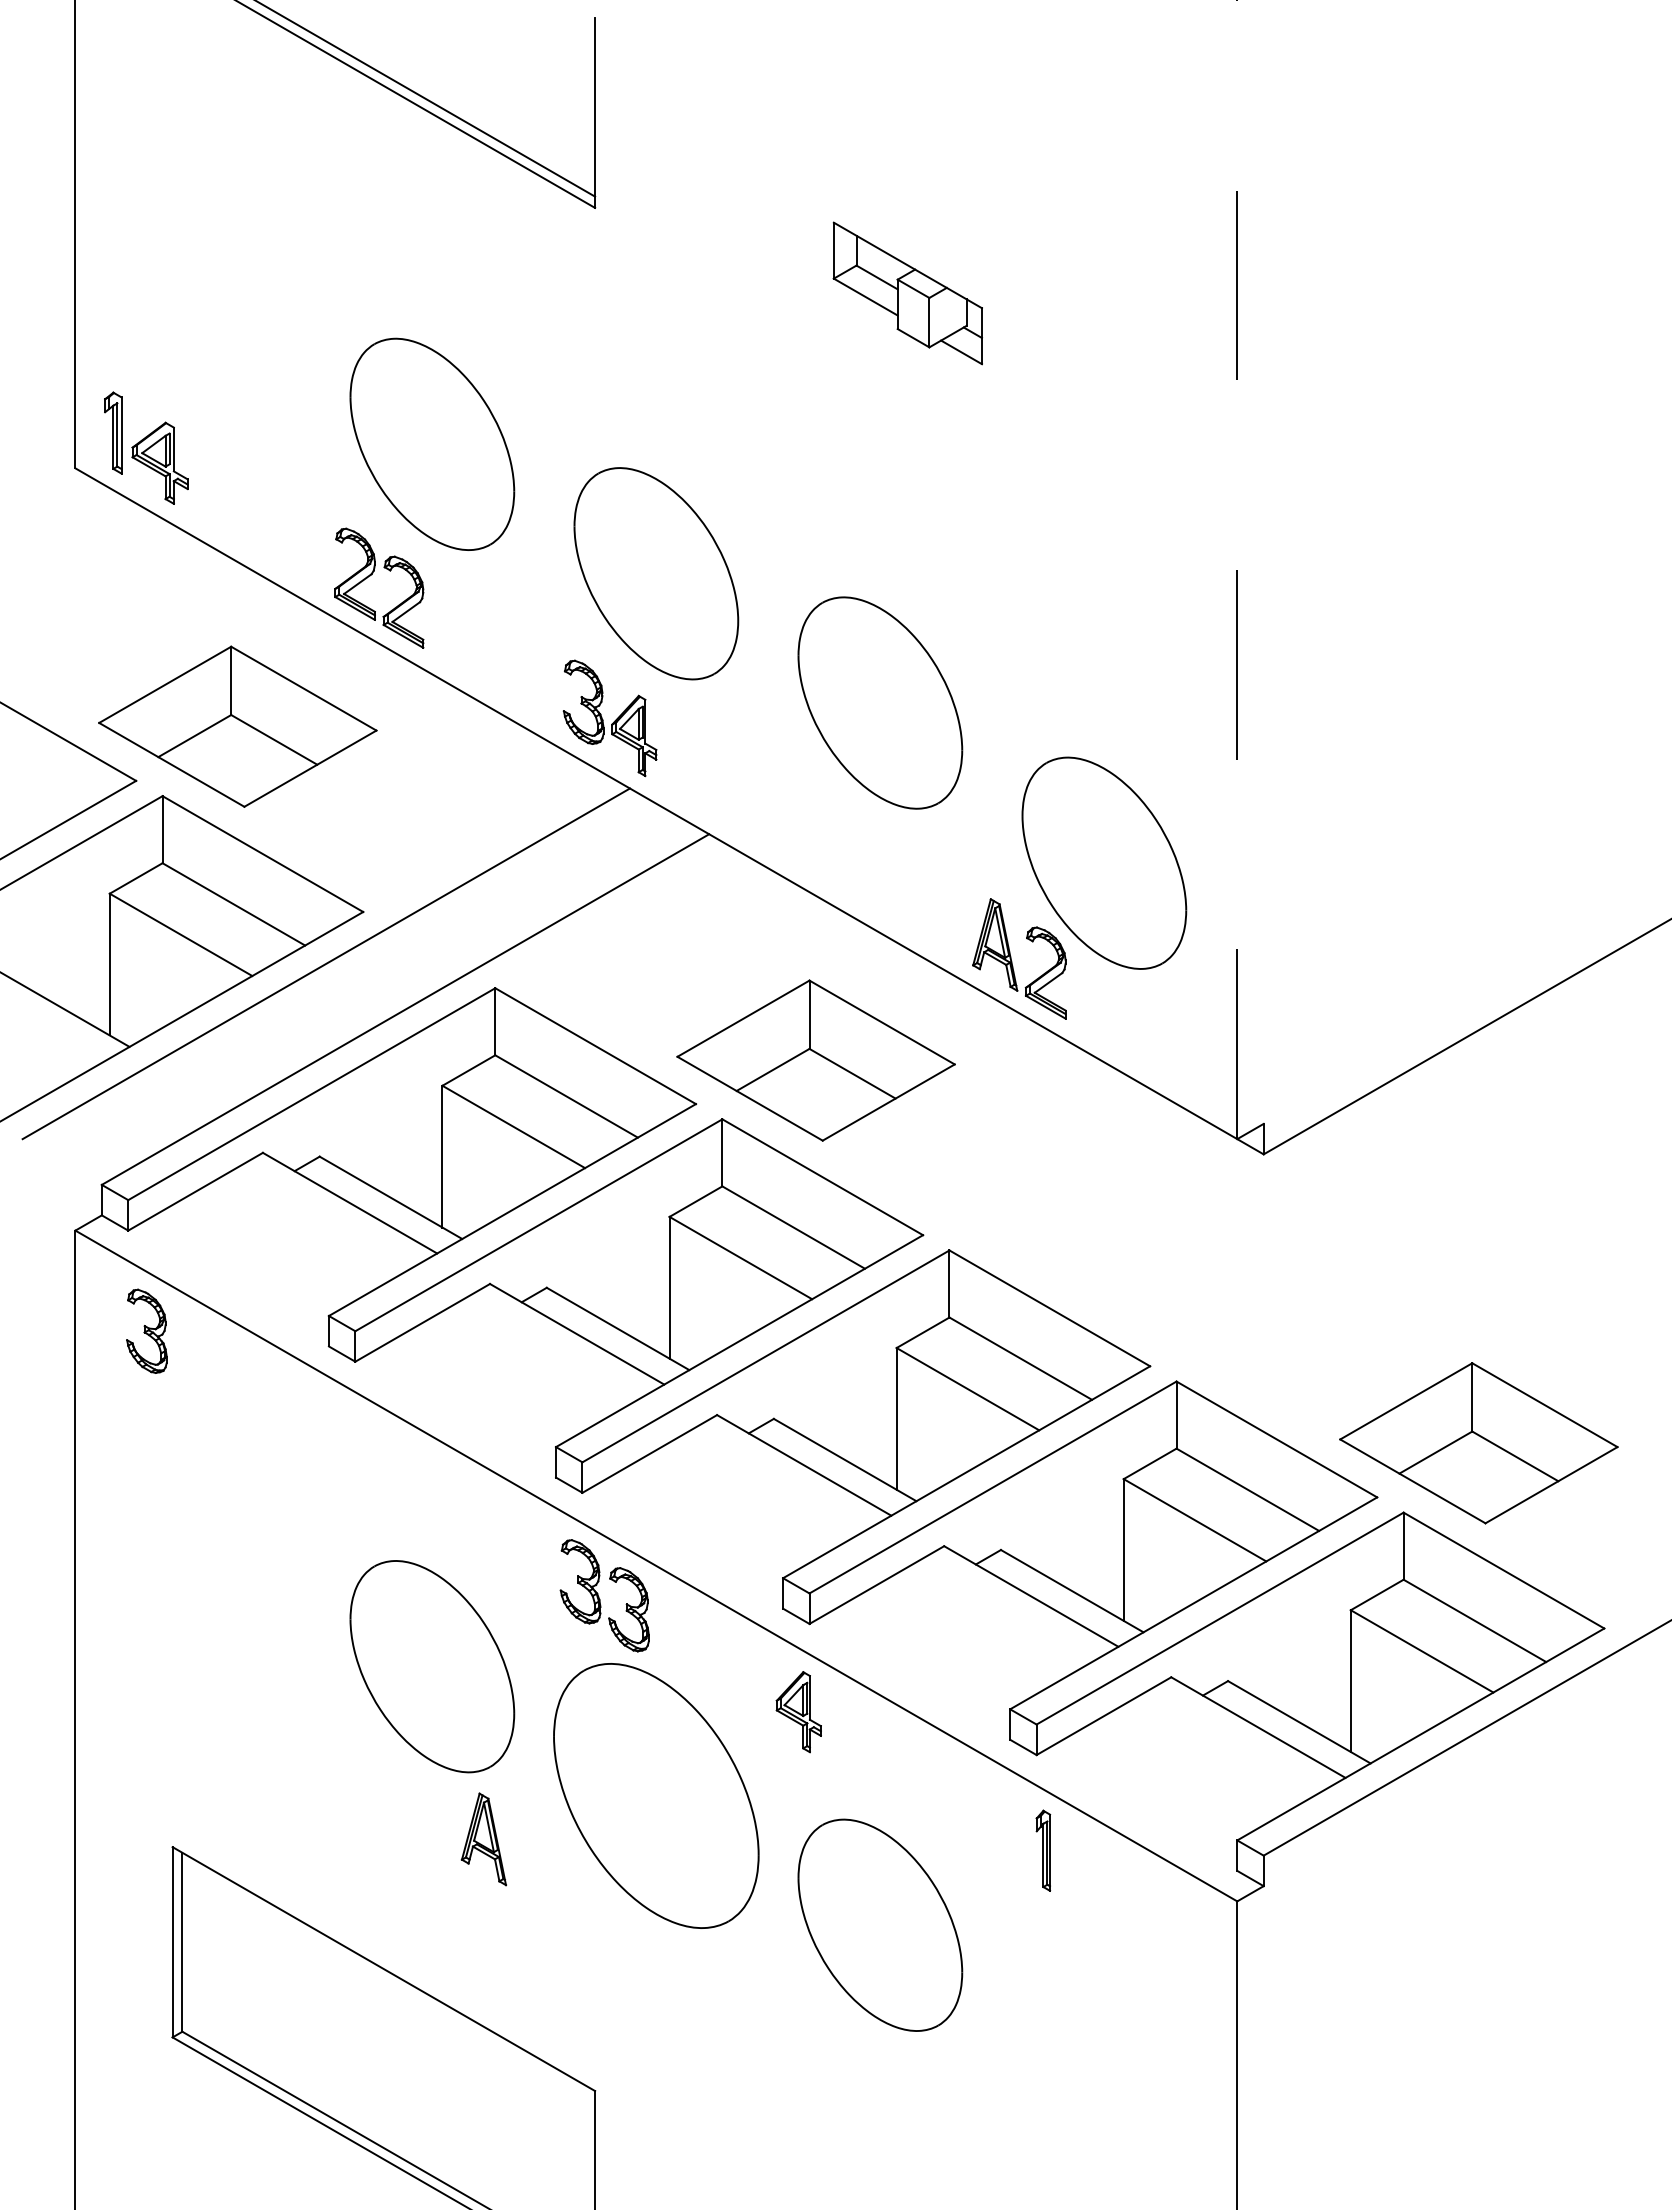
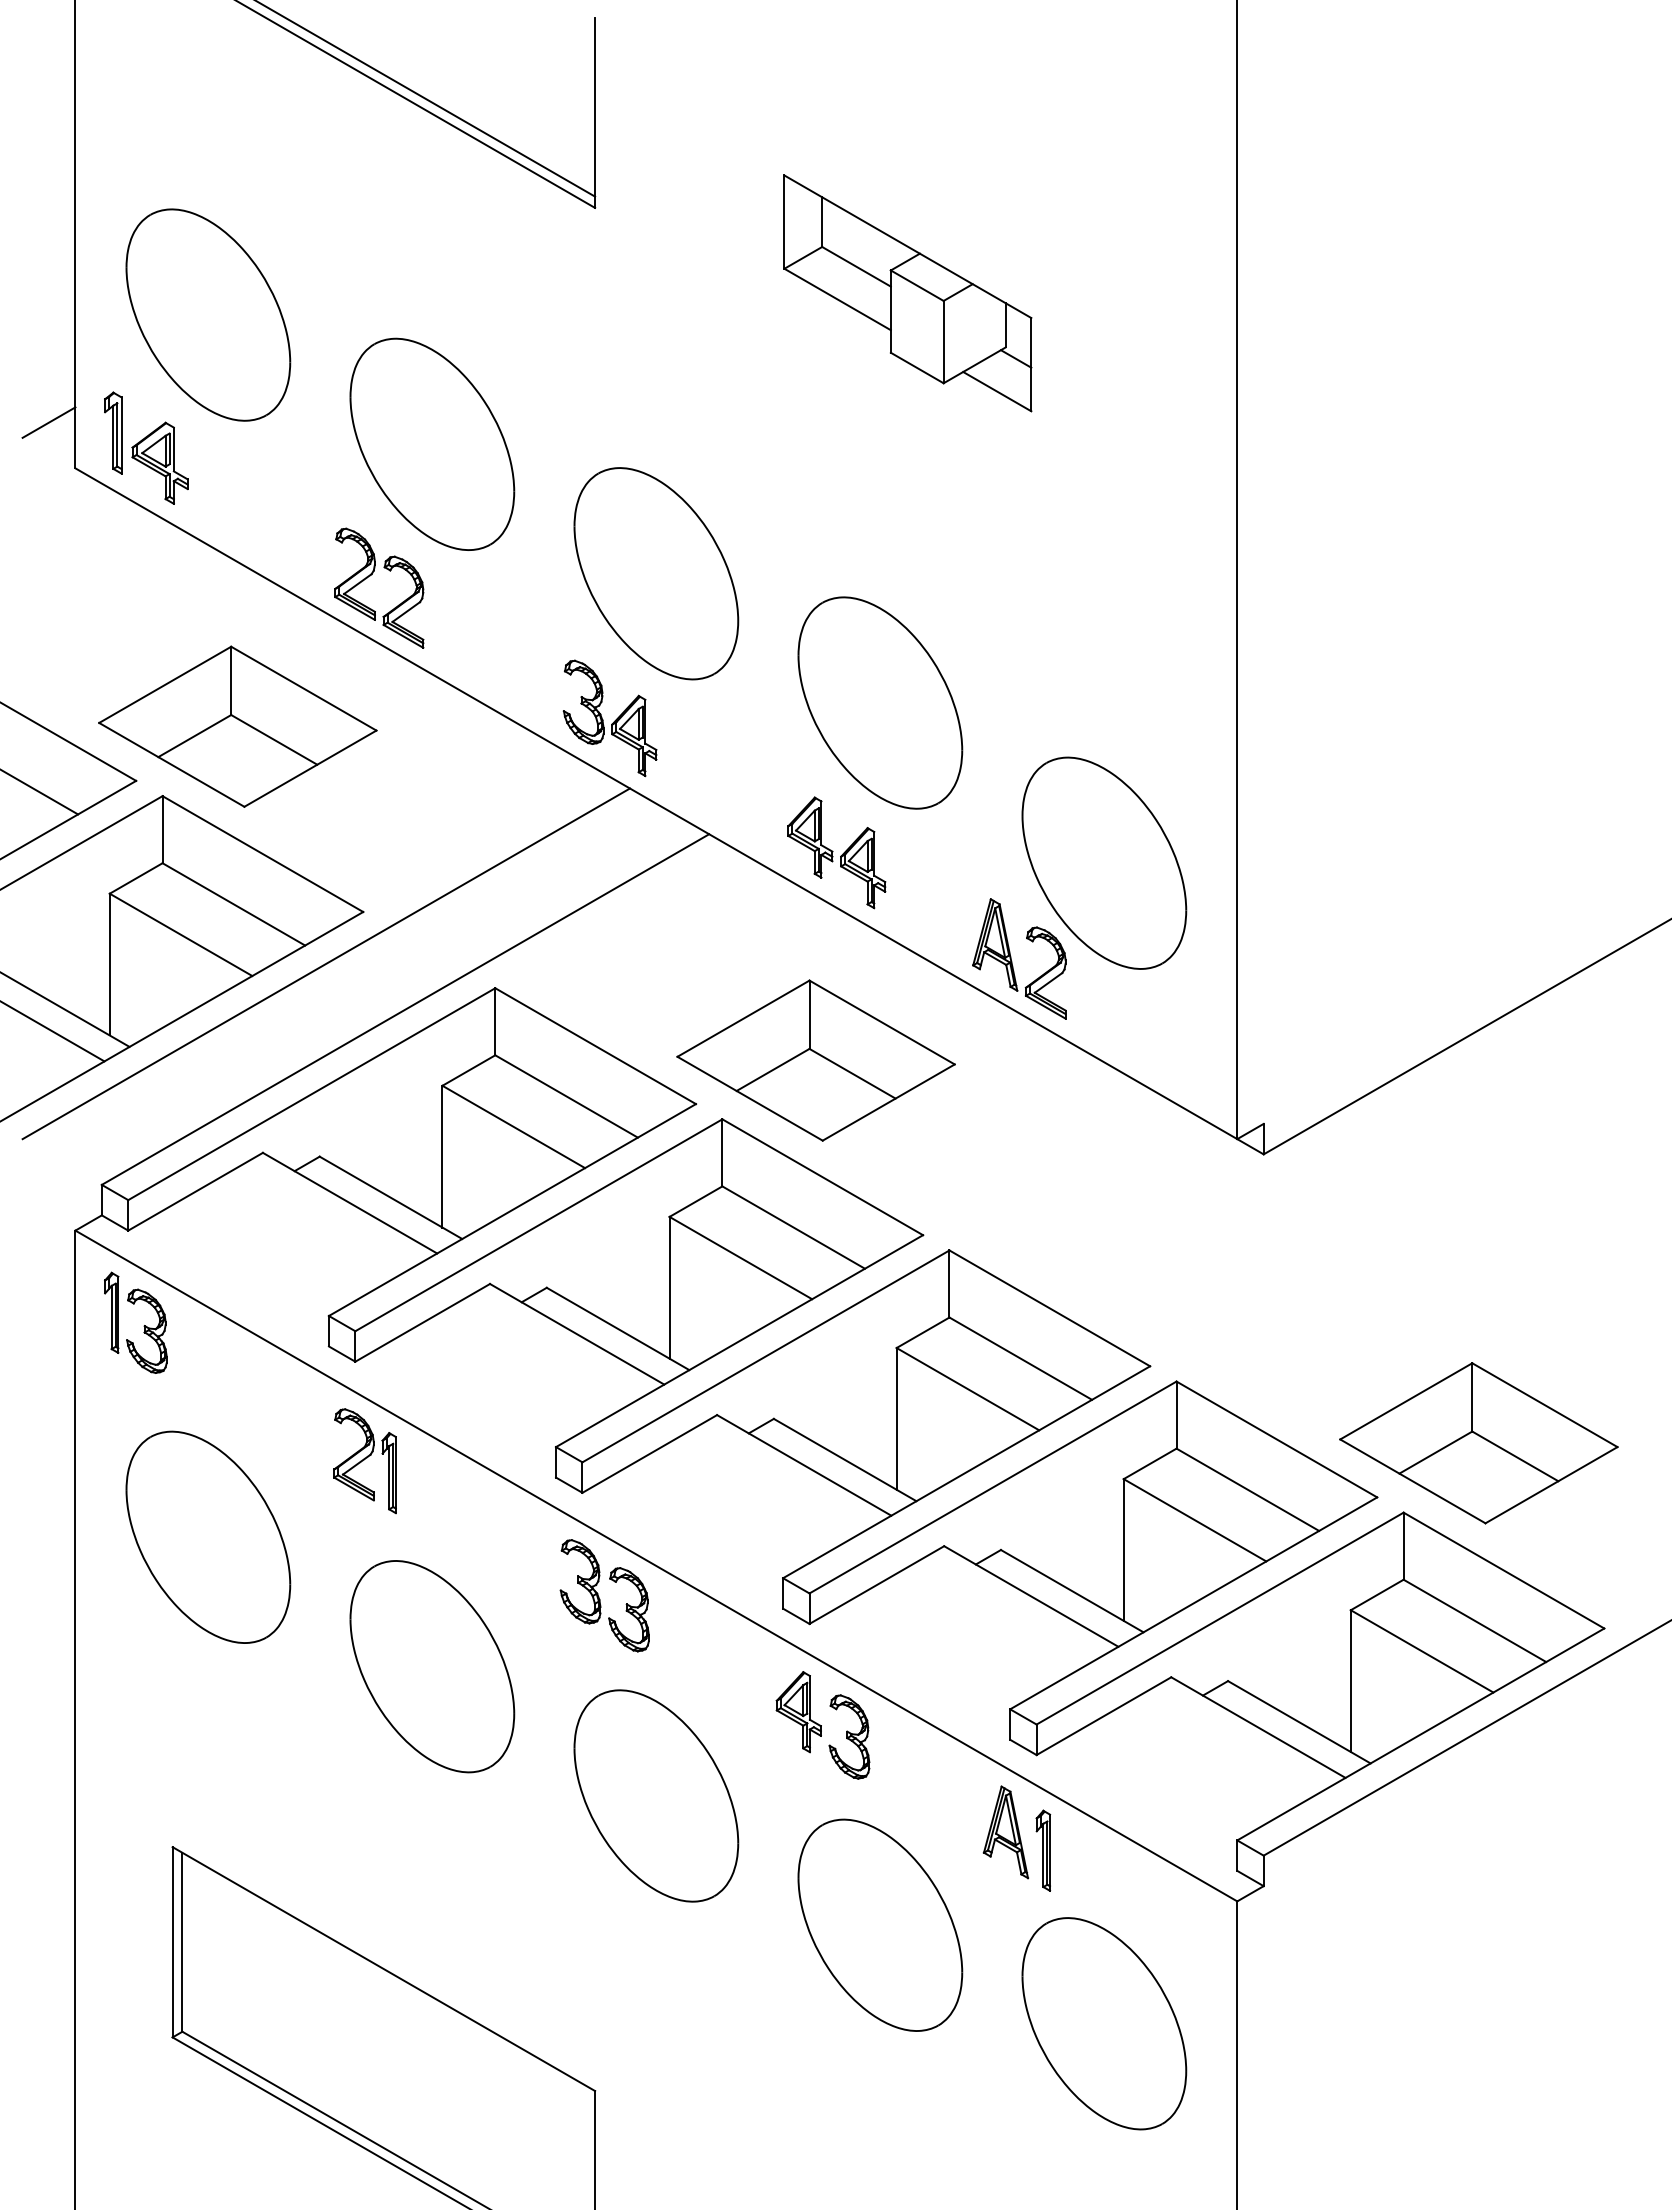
part size: 151x145 px -> 250x239 px (907, 293)
part: none -> present (208, 314)
line: none -> present (48, 422)
line: dashed -> solid (1237, 569)
line: none -> present (40, 792)
part: none -> present (836, 852)
line: none -> present (53, 1031)
part: none -> present (111, 1312)
part: none -> present (364, 1461)
part: none -> present (208, 1536)
part: none -> present (849, 1736)
part size: 207x266 px -> 167x214 px (656, 1795)
part position: (483, 1839) -> (1005, 1832) (1005, 1832)
part: none -> present (1104, 2023)
